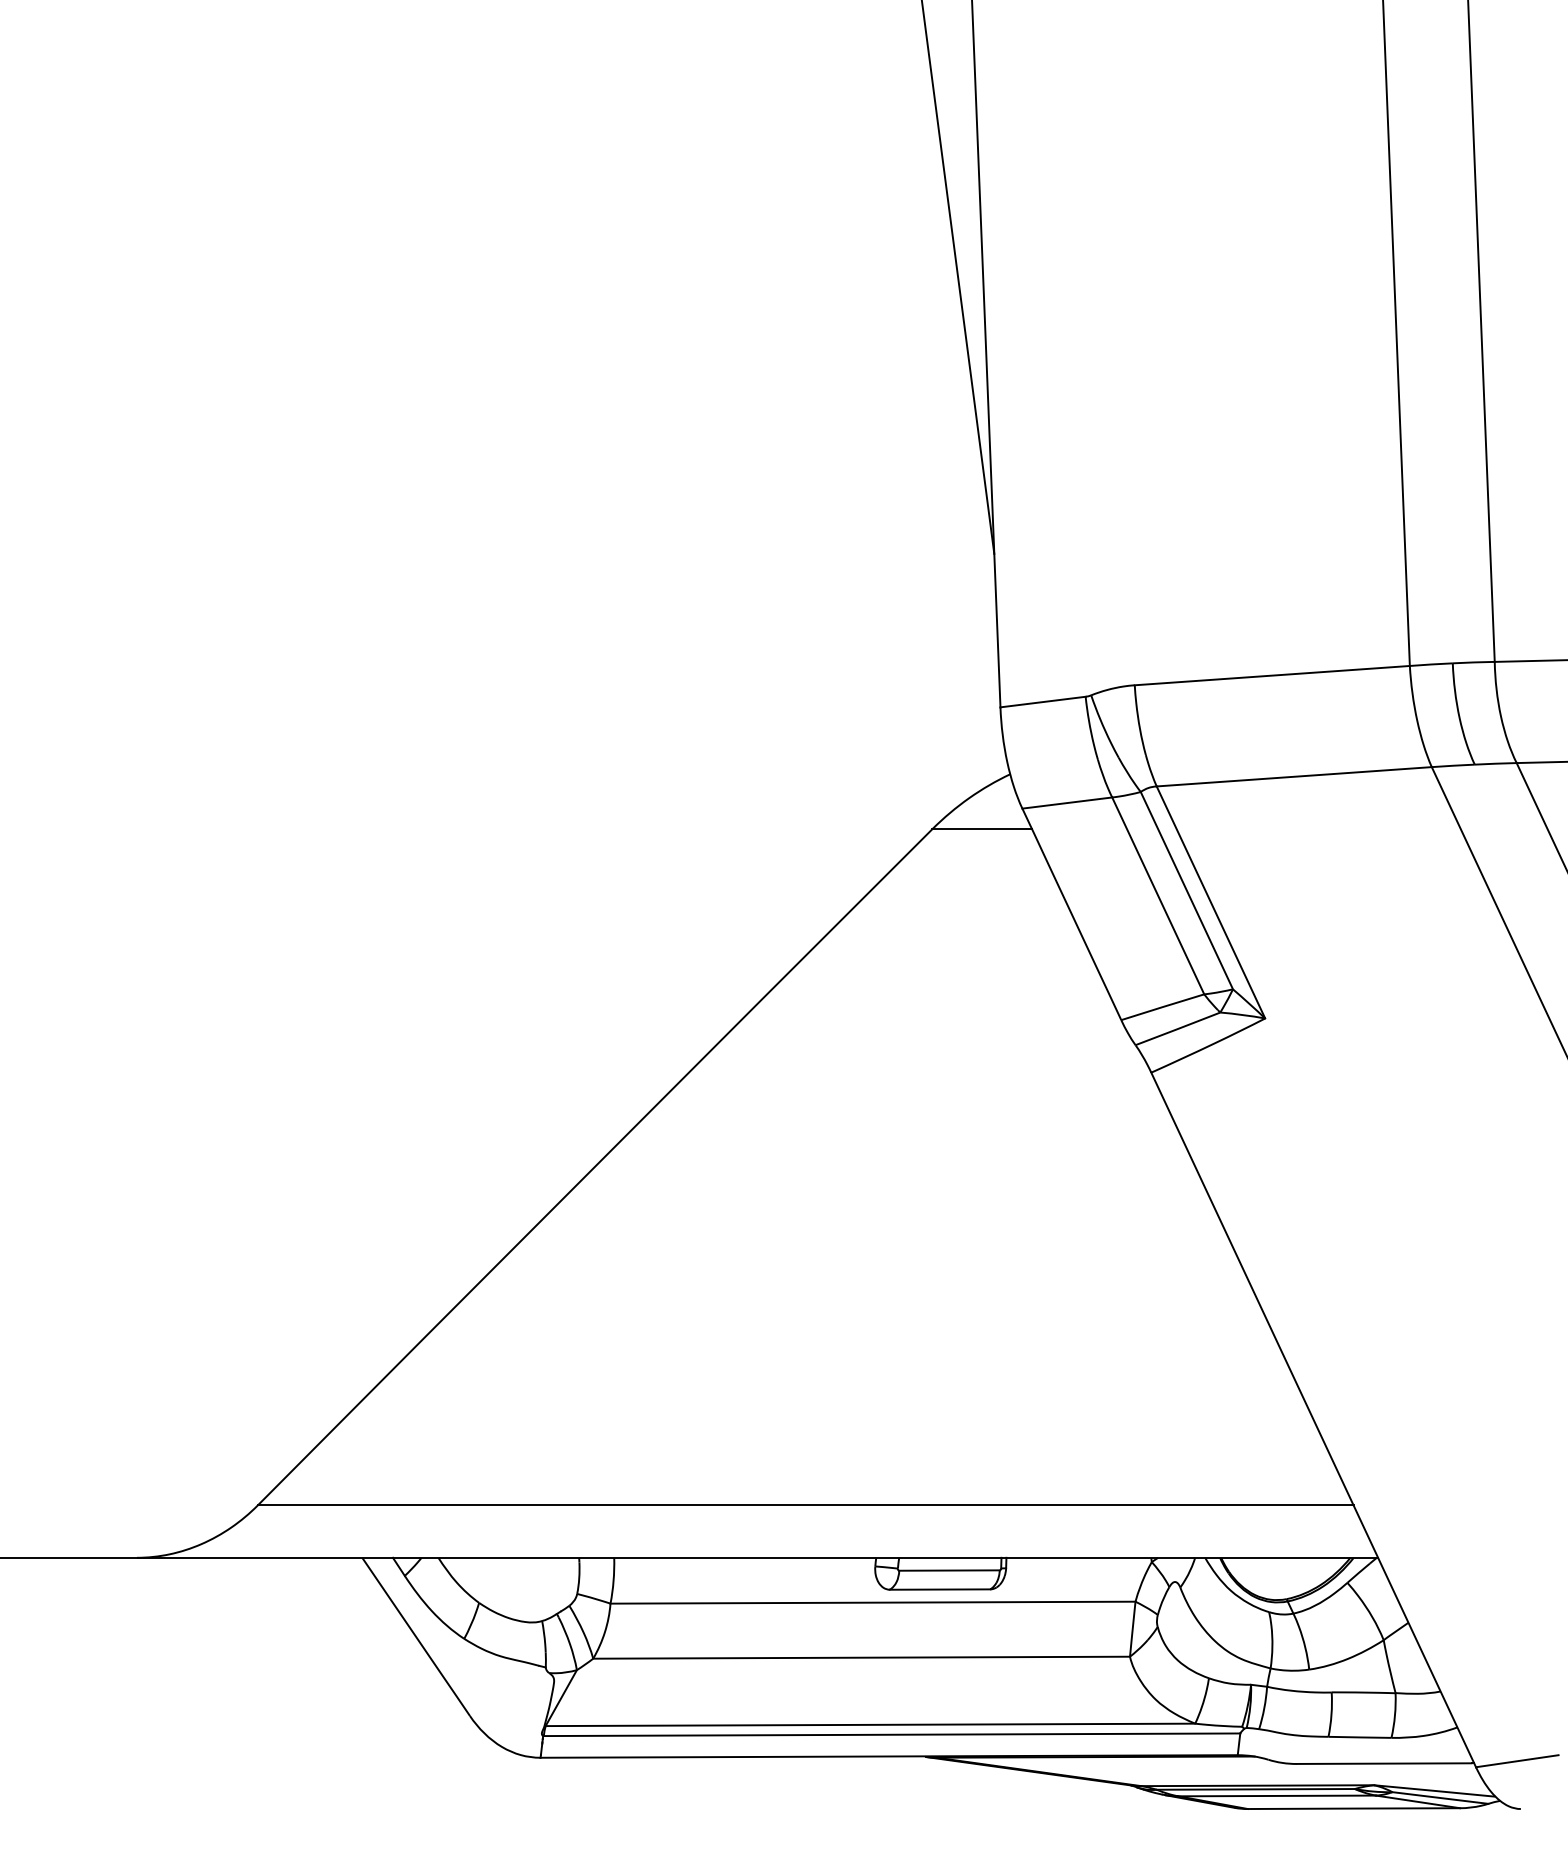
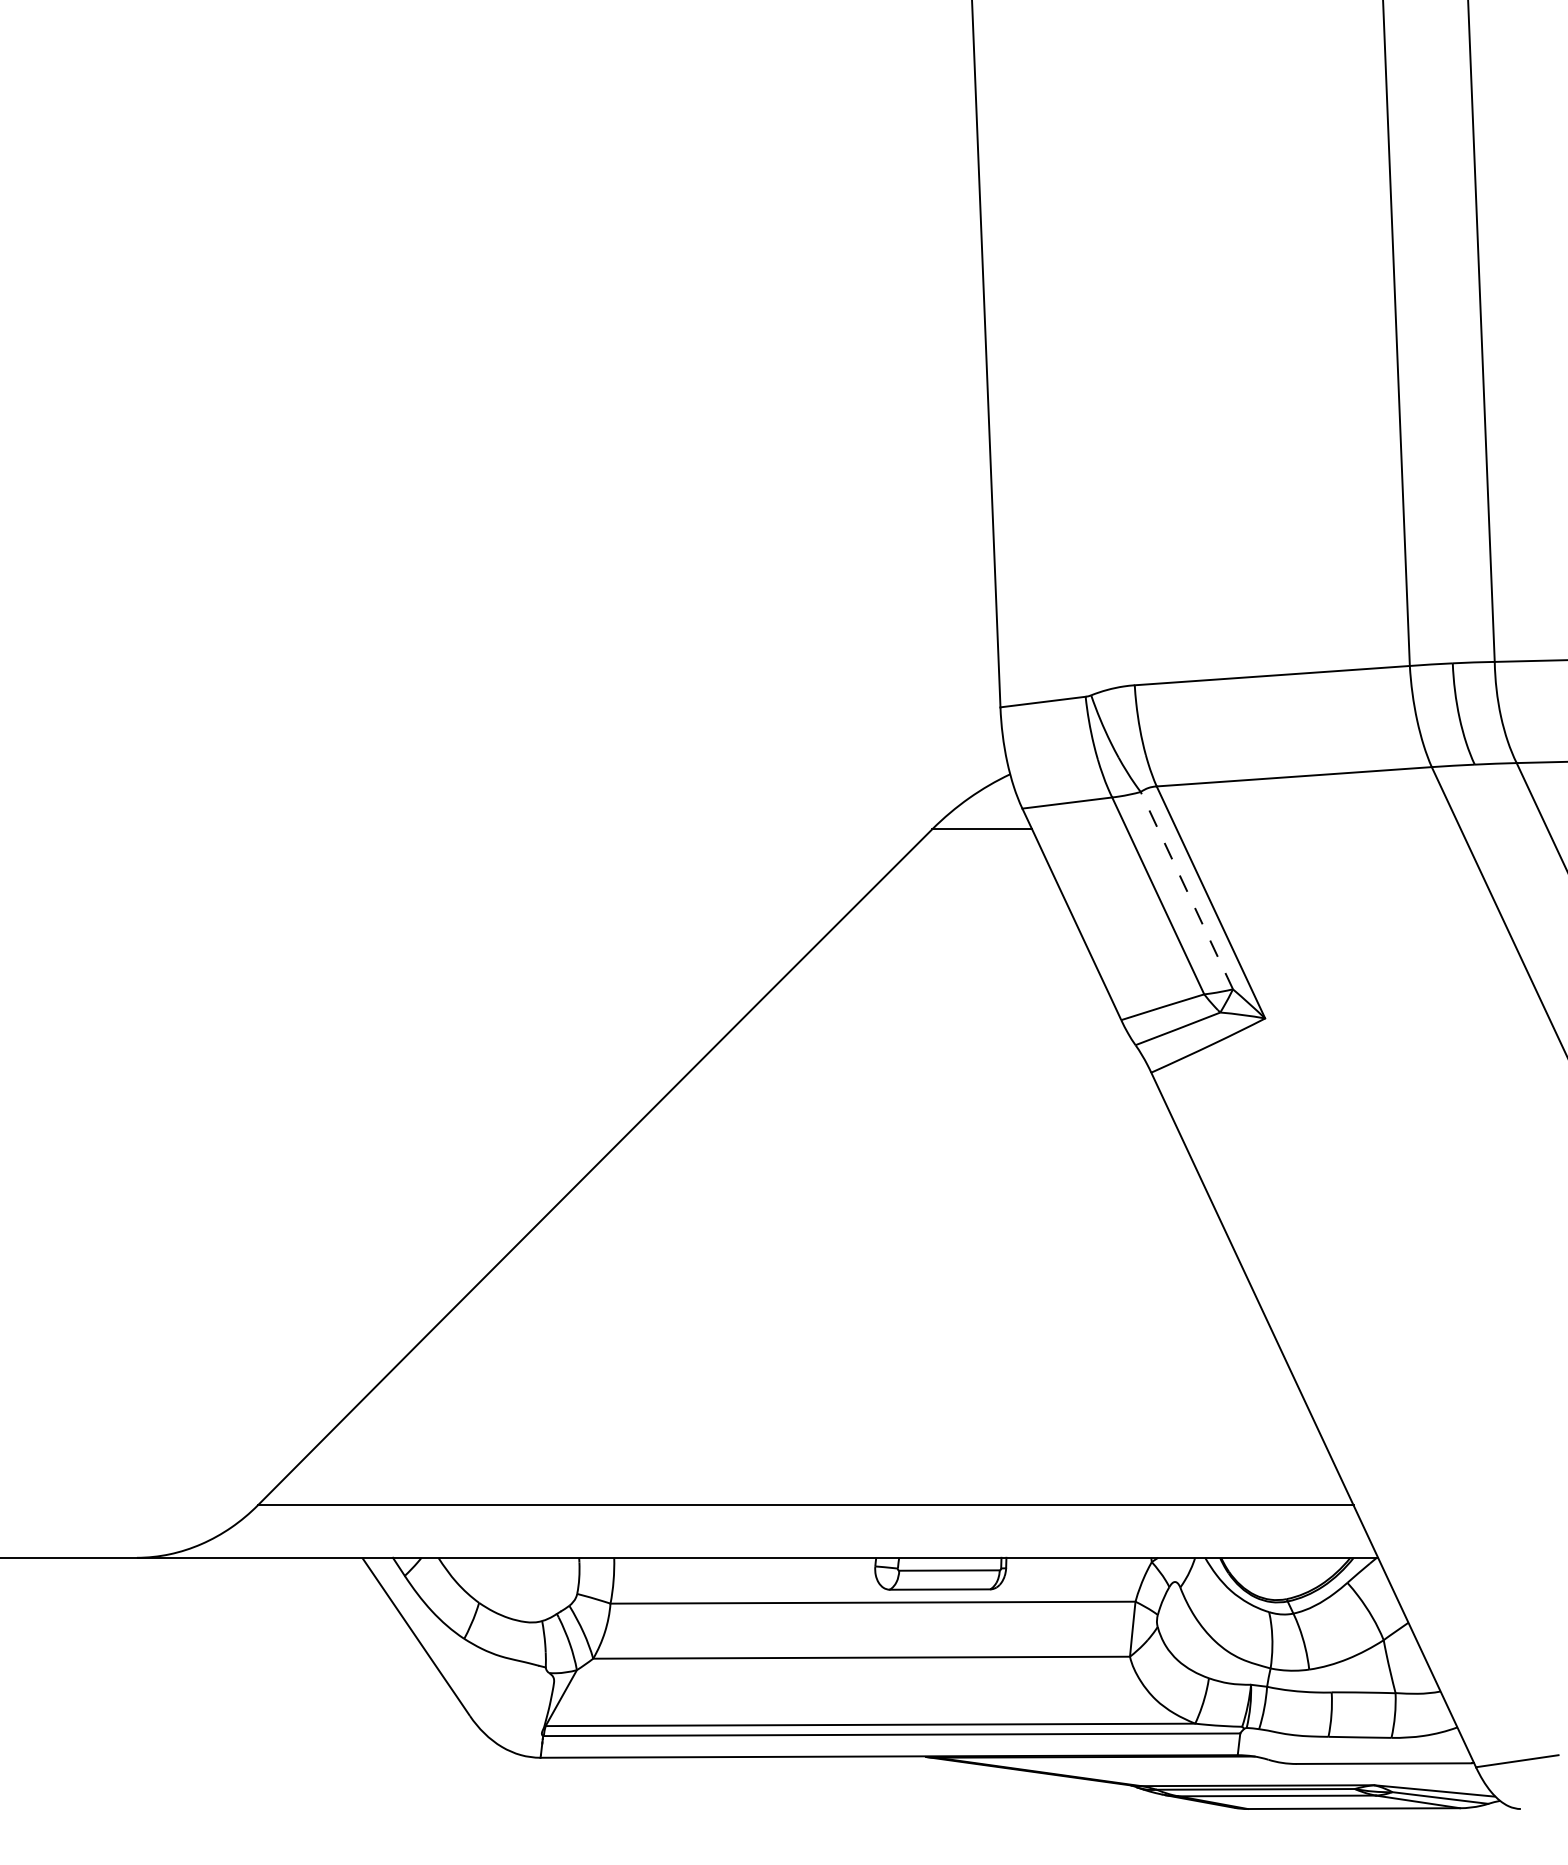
line: present -> none (958, 277)
line: solid -> dashed (1186, 890)
